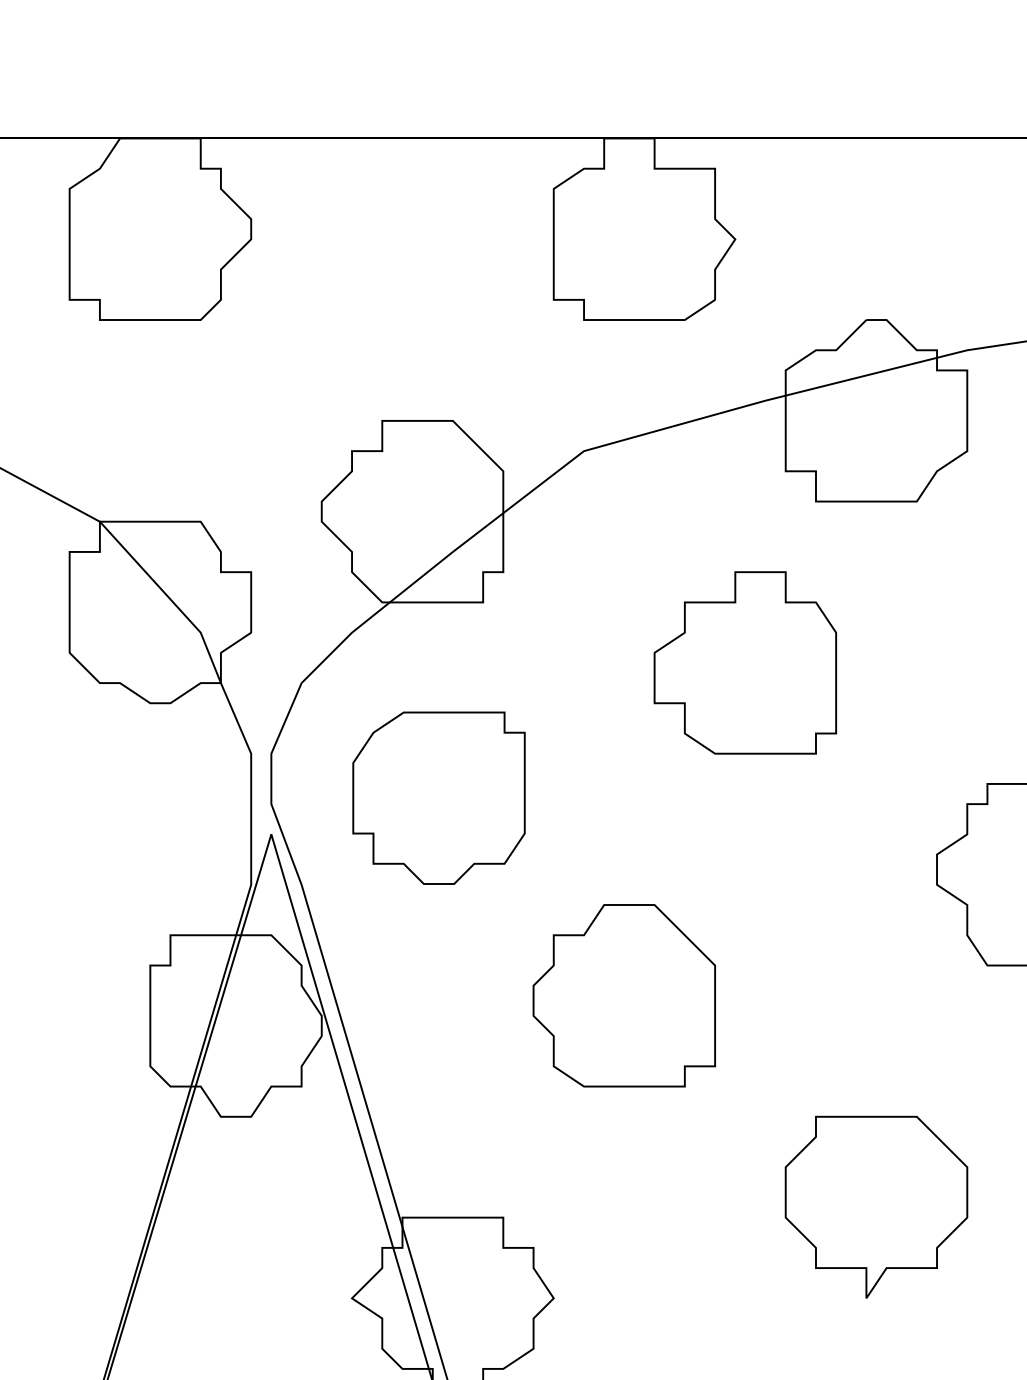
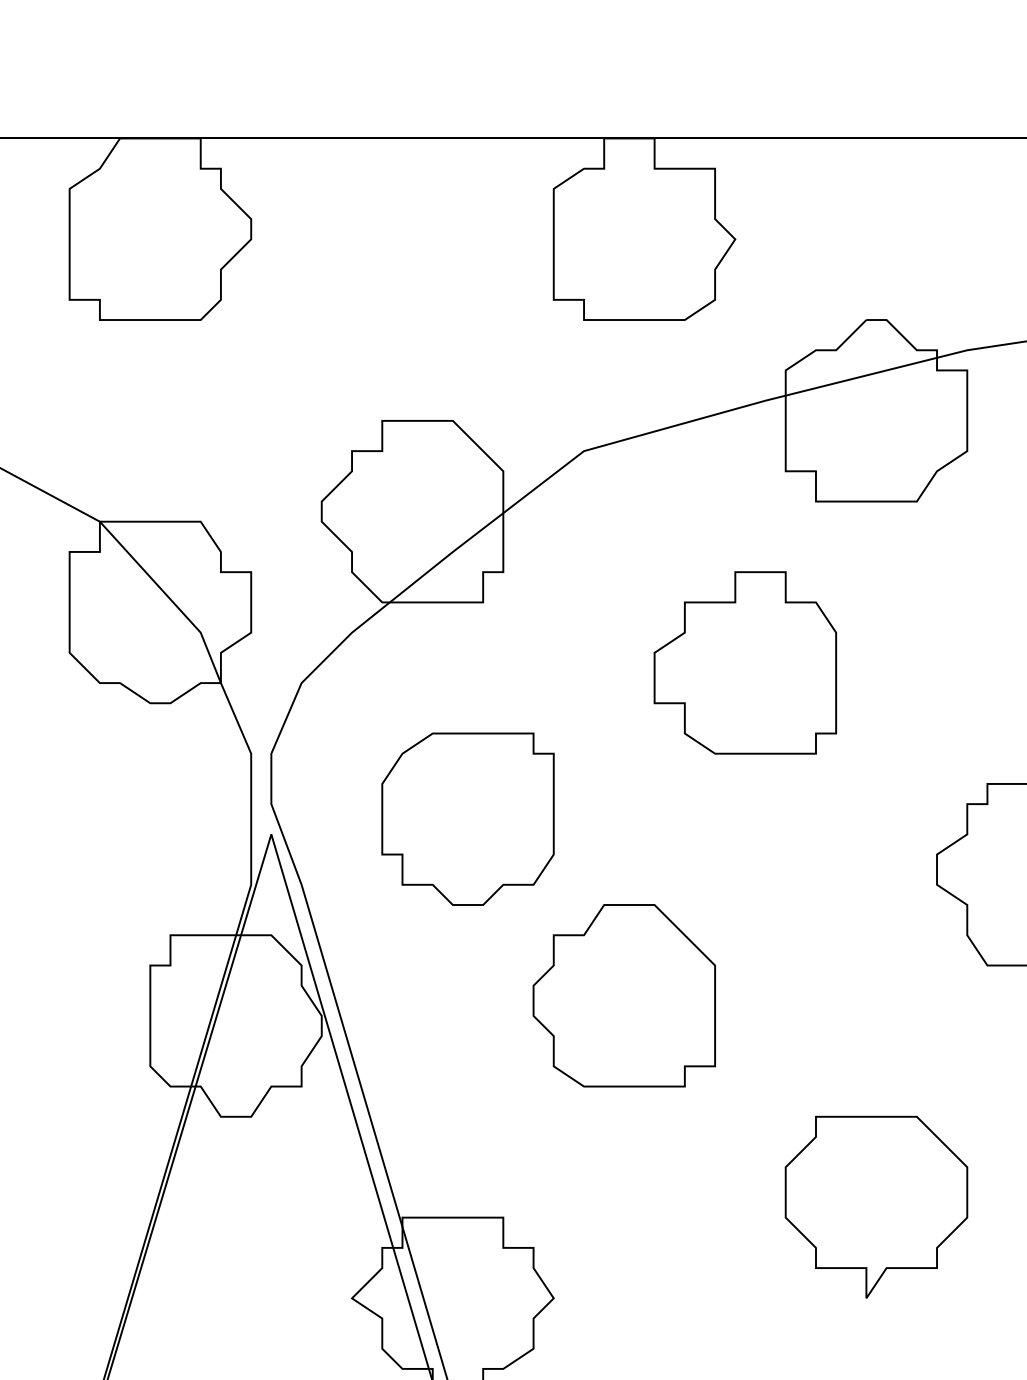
part position: (438, 797) -> (467, 818) (467, 818)
